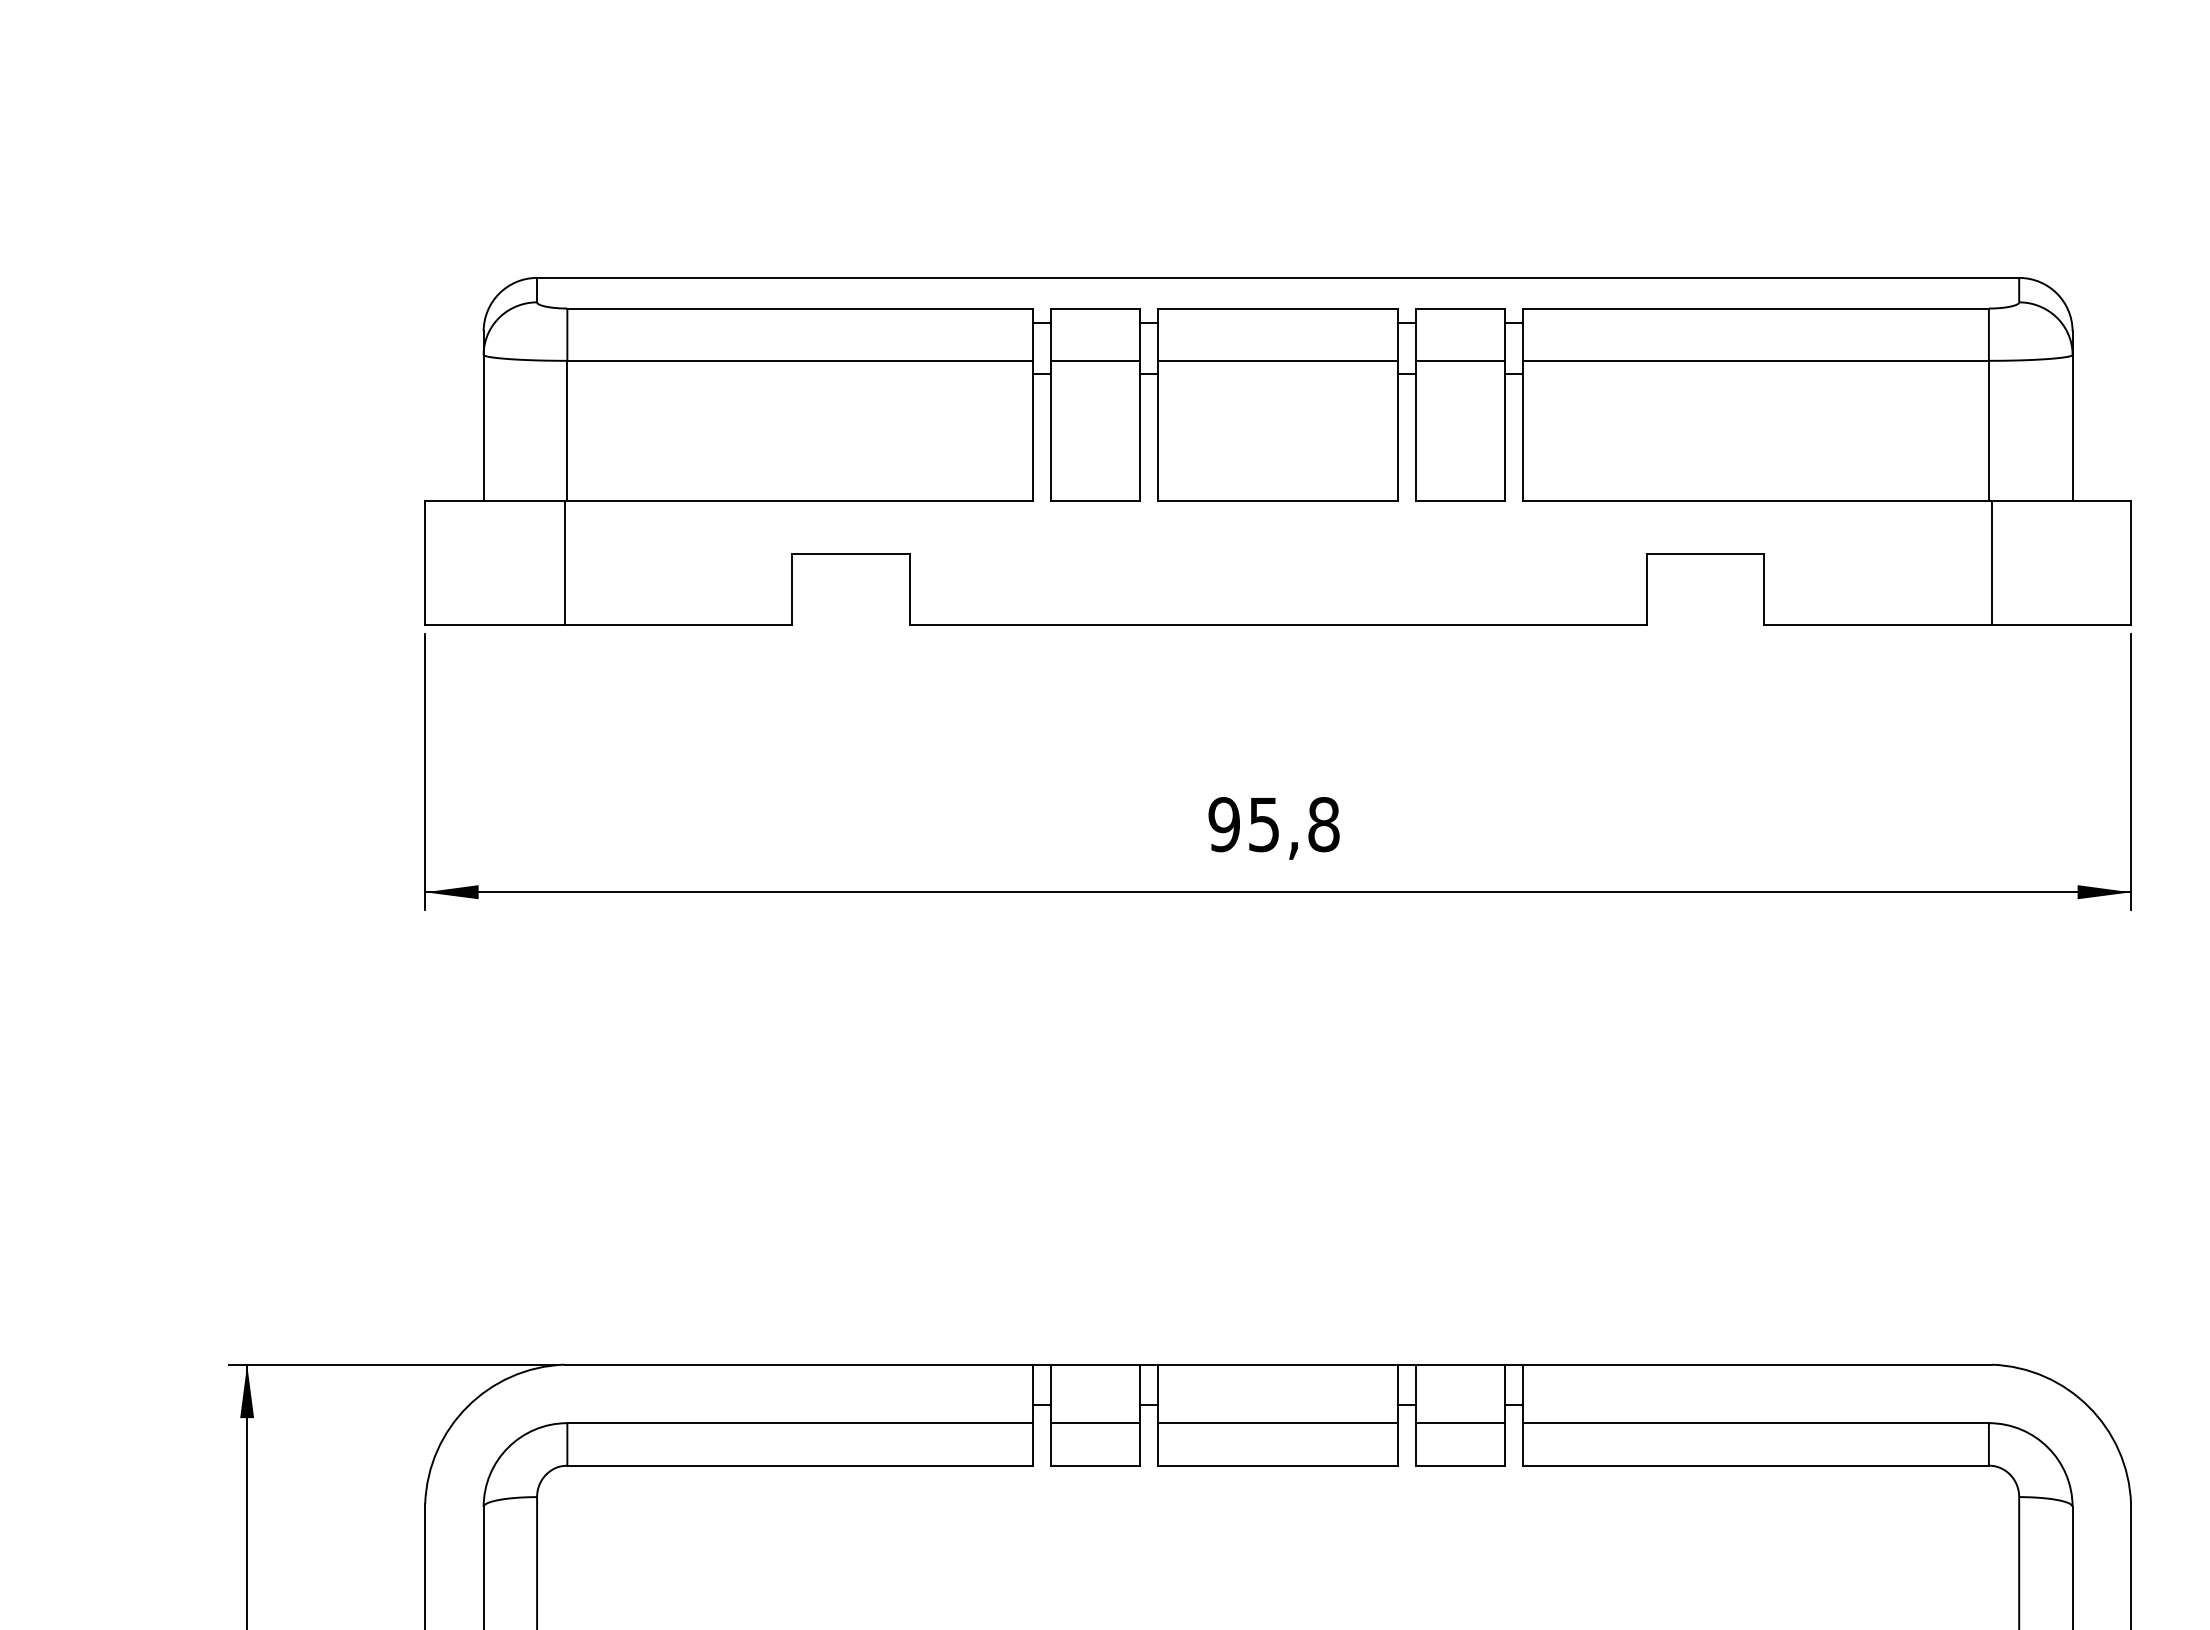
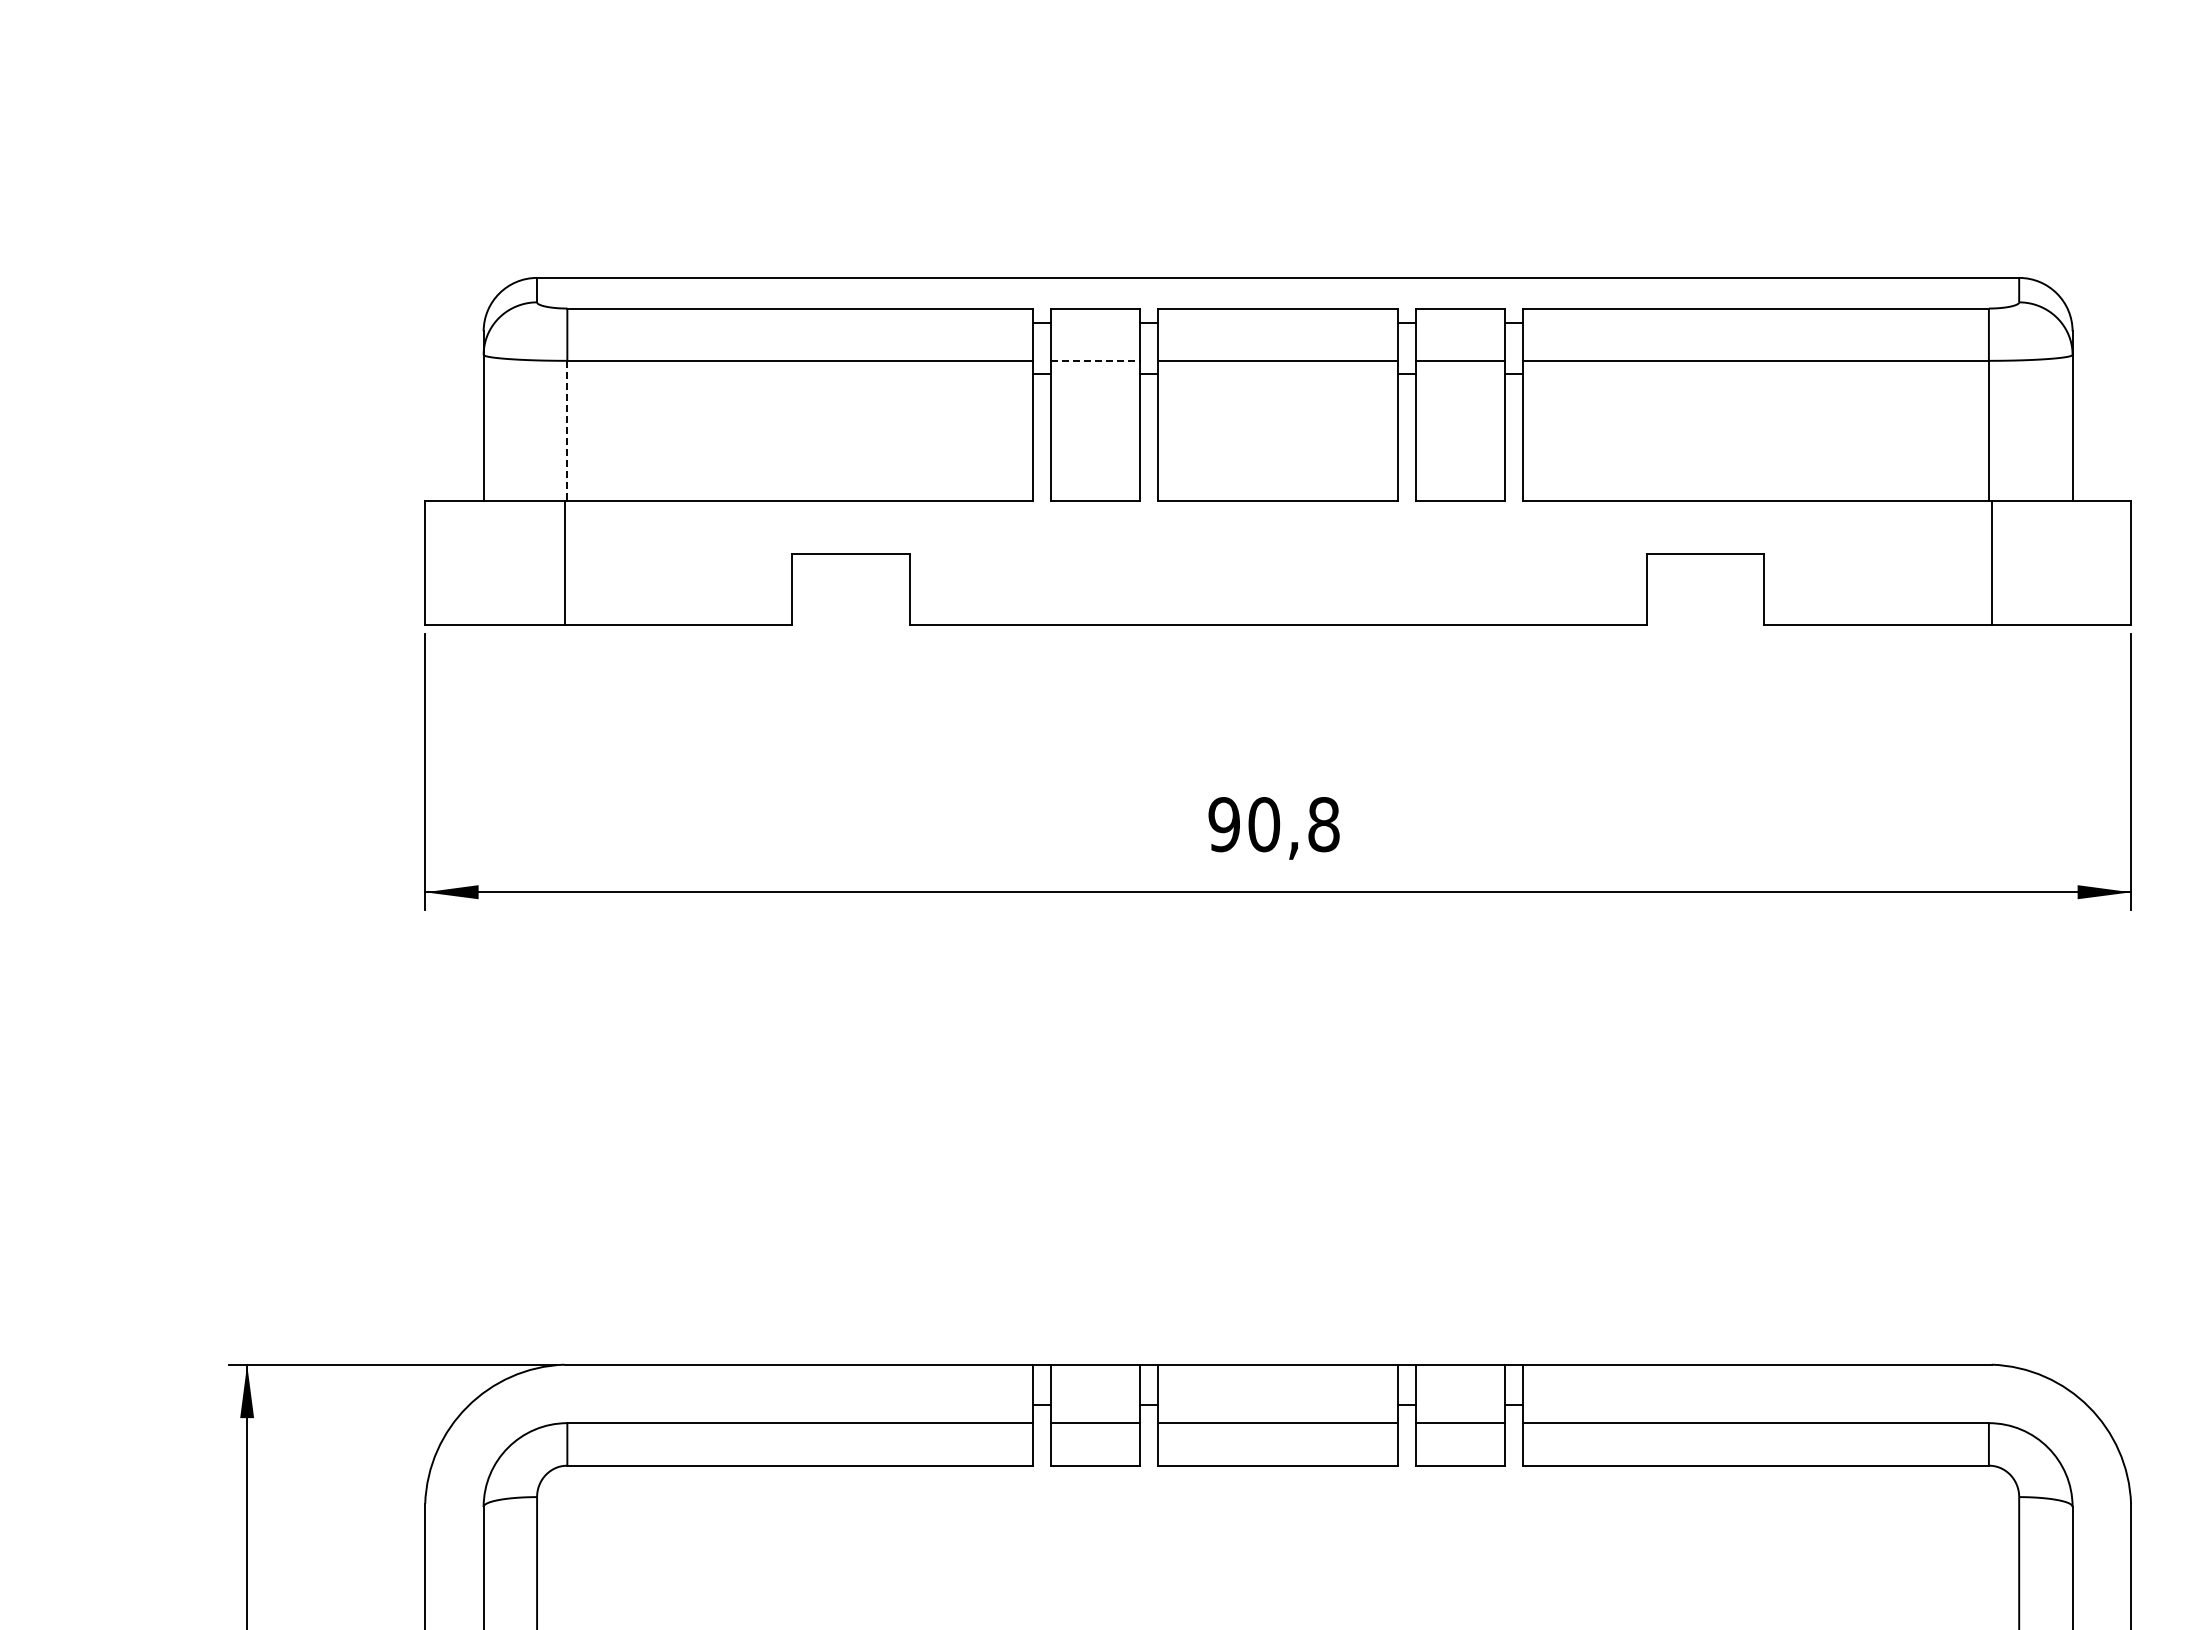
line: solid -> dashed (1095, 360)
line: solid -> dashed (567, 430)
text: 95,8 -> 90,8 (1264, 824)
